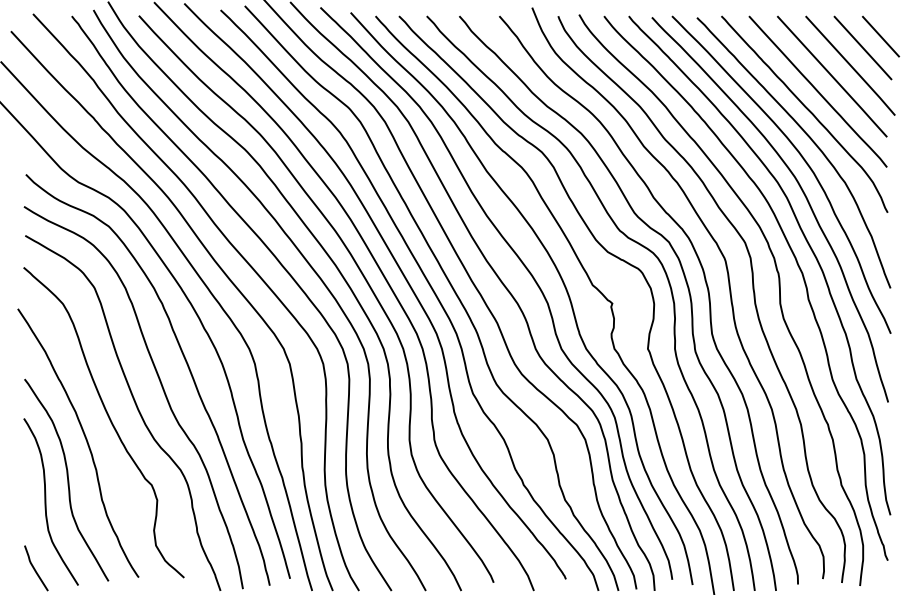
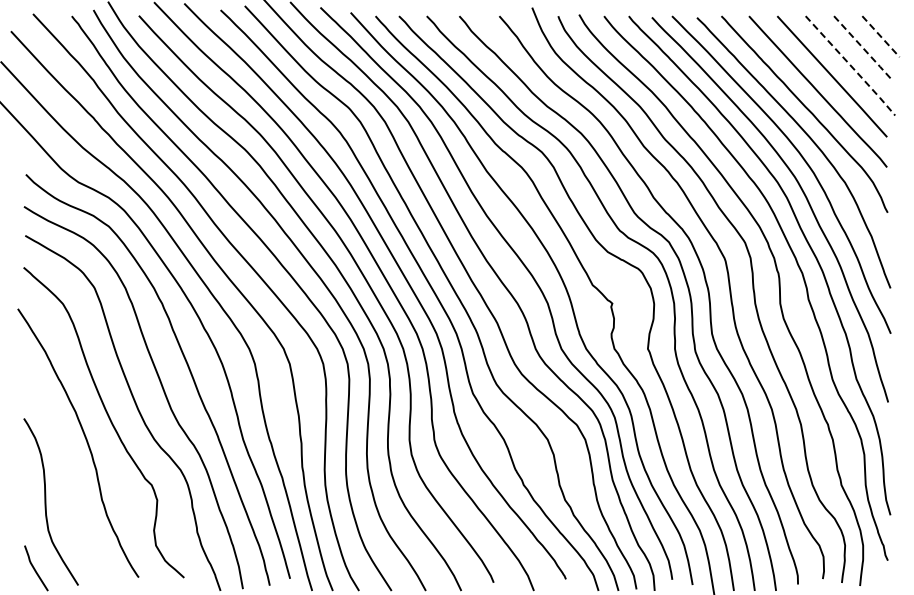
line: solid -> dashed (880, 36)
line: solid -> dashed (863, 48)
line: solid -> dashed (852, 67)
curve: present -> none (67, 479)
